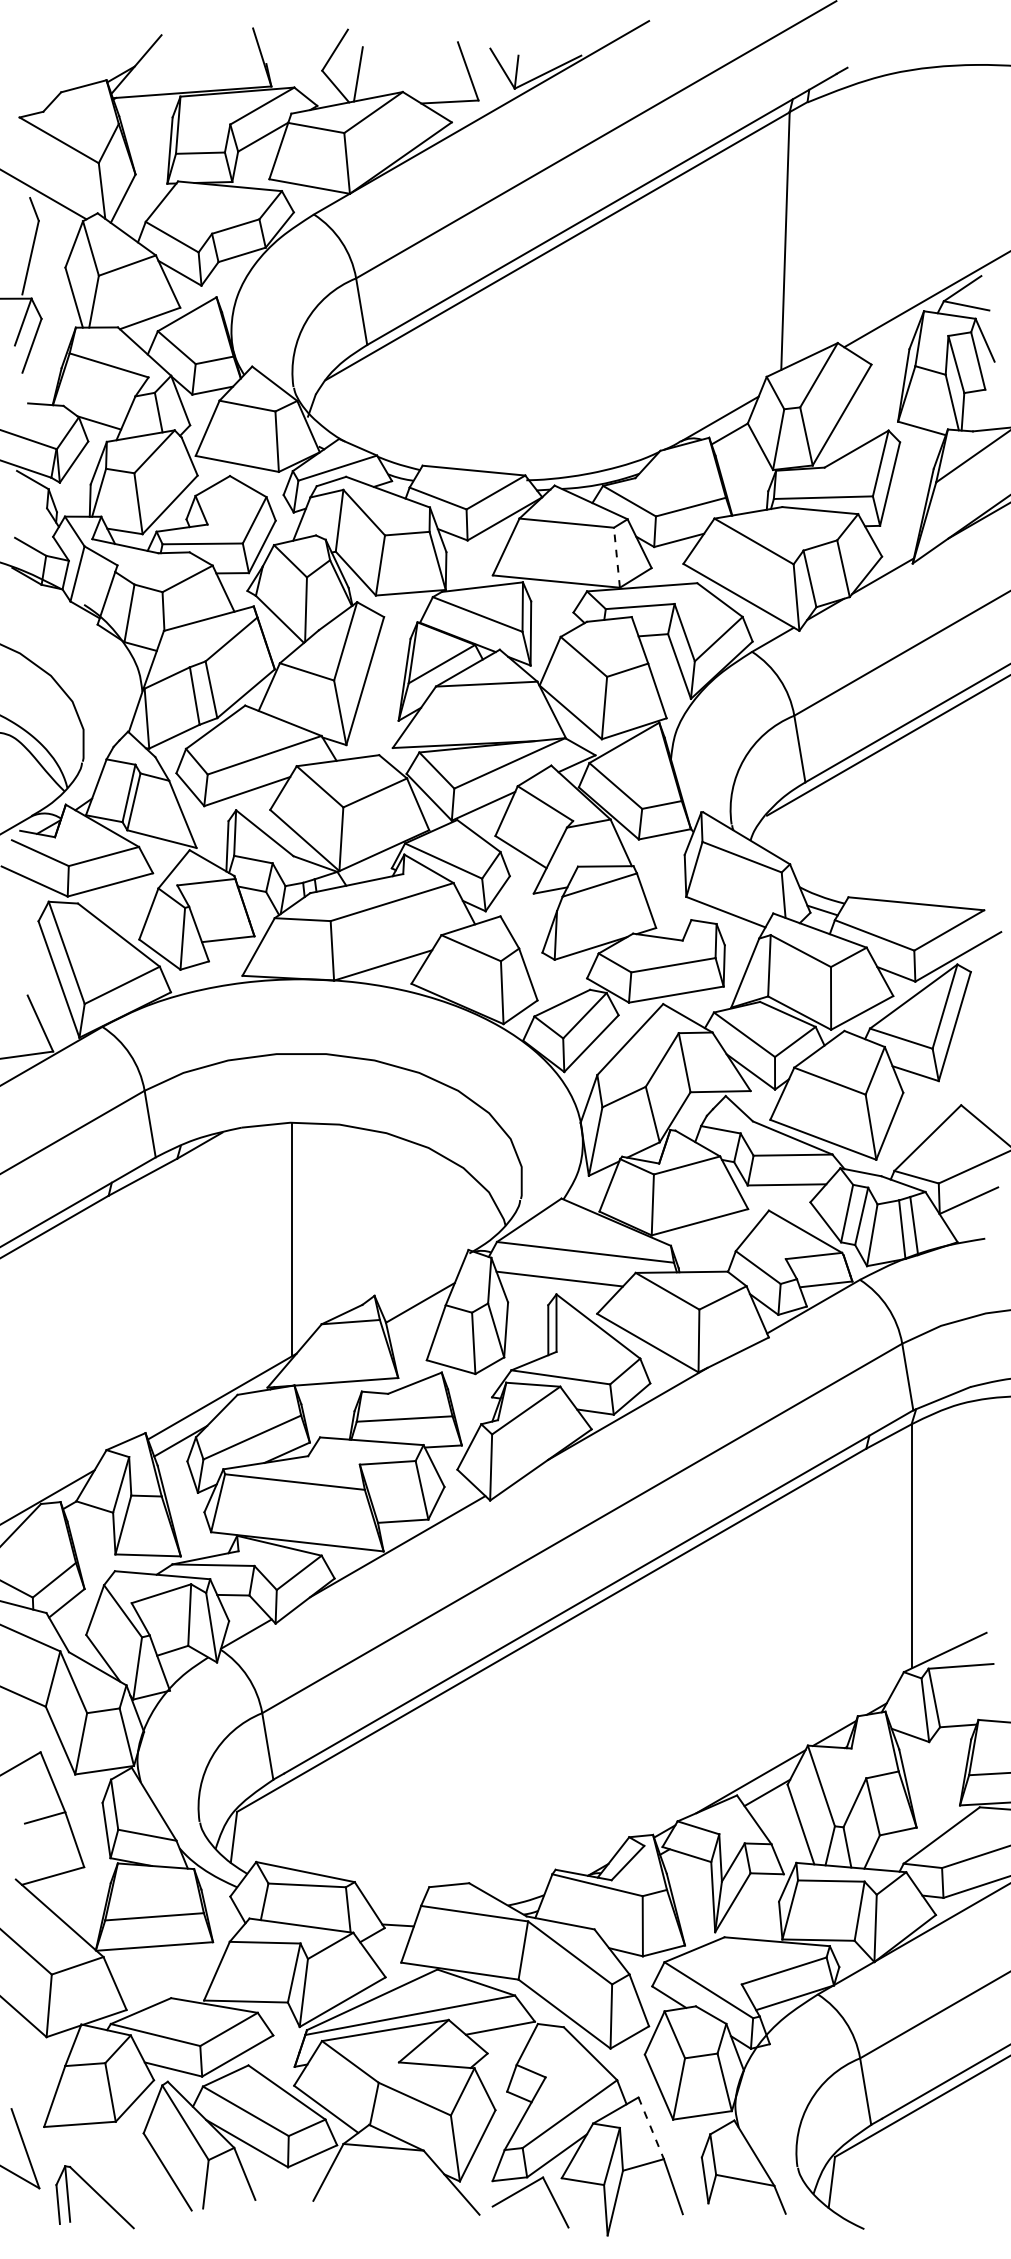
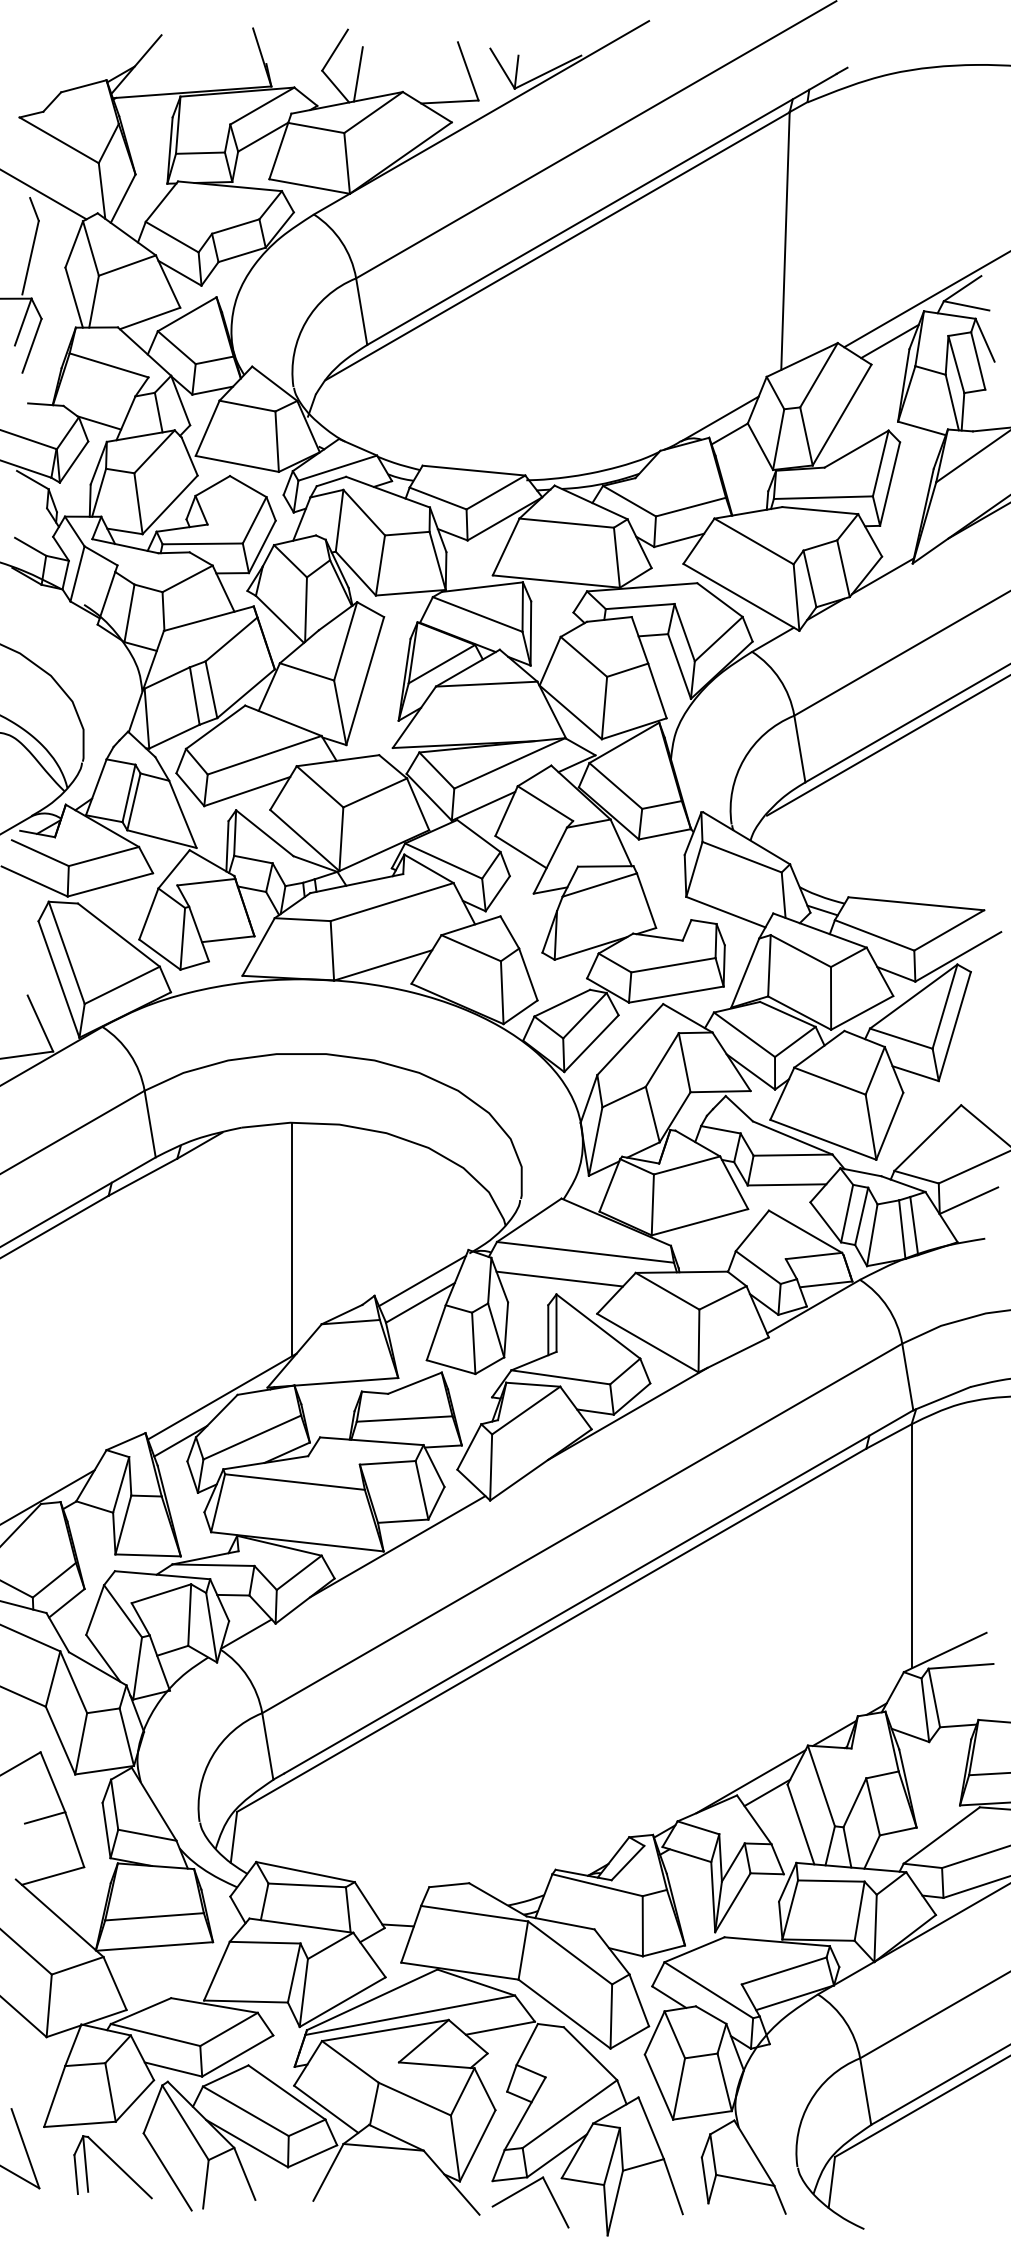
line: none -> present (889, 341)
line: dashed -> solid (616, 557)
line: none -> present (422, 1280)
line: dashed -> solid (651, 2128)
part position: (94, 2197) -> (112, 2167) (112, 2167)
